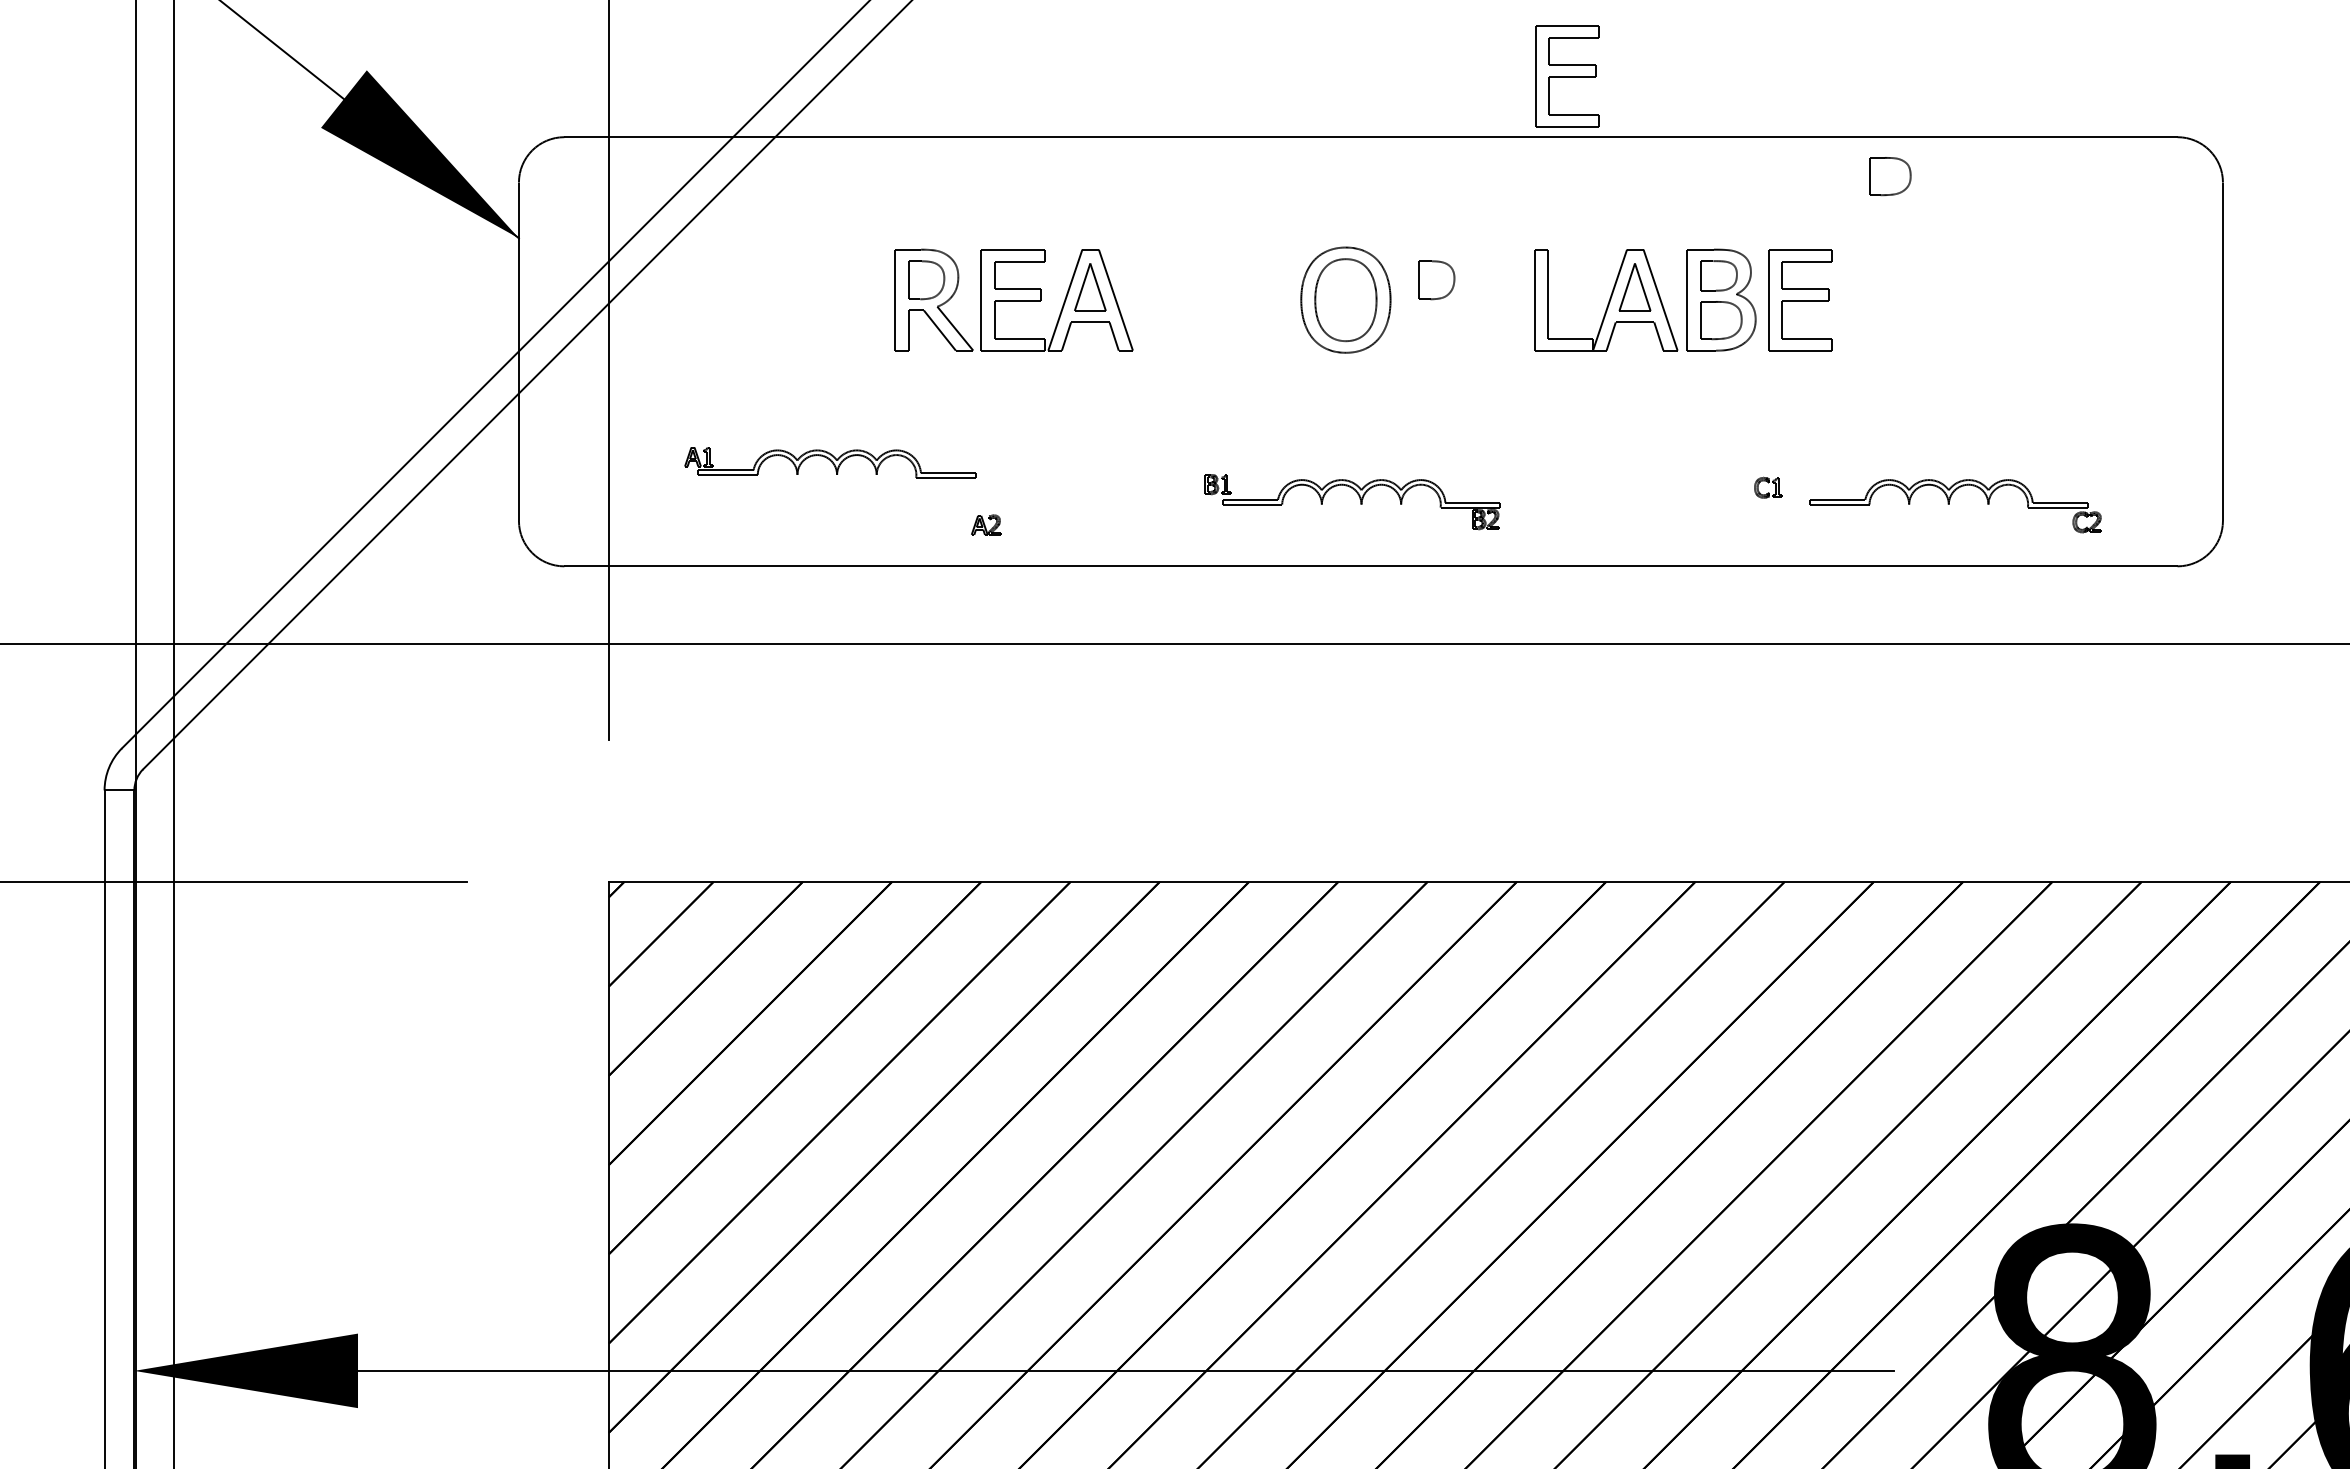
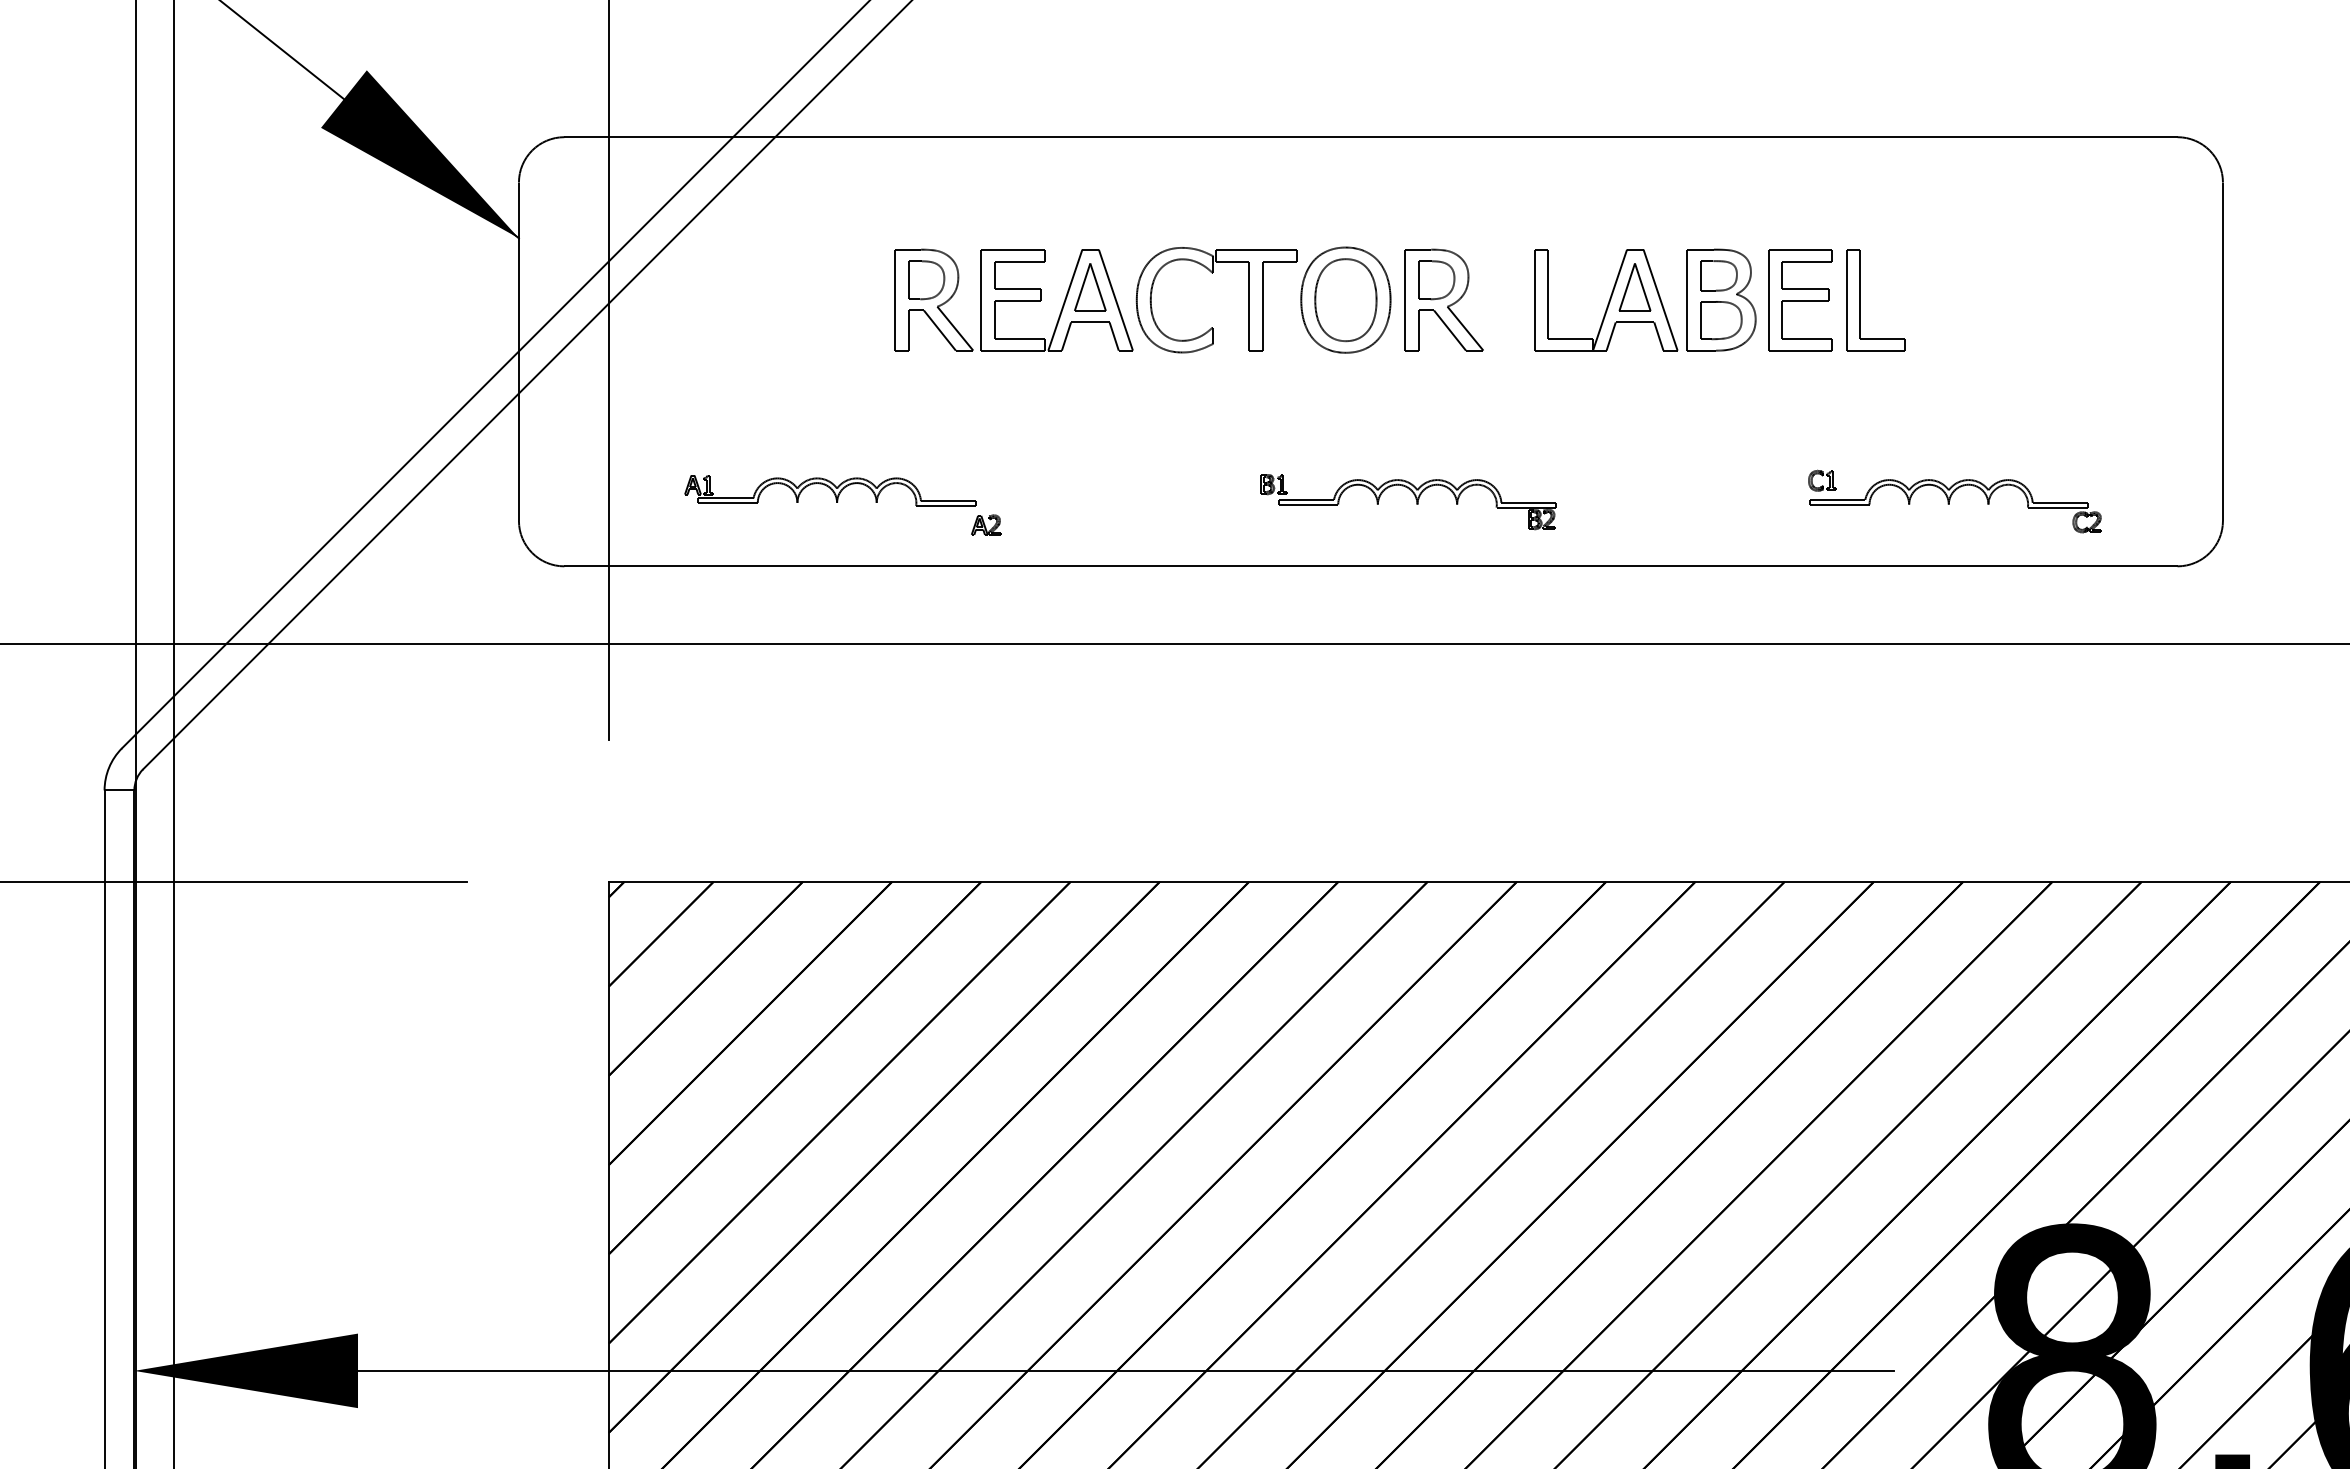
part: present -> none (1567, 76)
part: present -> none (1890, 176)
part: none -> present (1212, 273)
part: none -> present (1443, 299)
part: none -> present (1860, 300)
part position: (830, 462) -> (830, 490) (830, 490)
part position: (1768, 487) -> (1822, 480) (1822, 480)
part position: (1359, 499) -> (1415, 499) (1415, 499)
